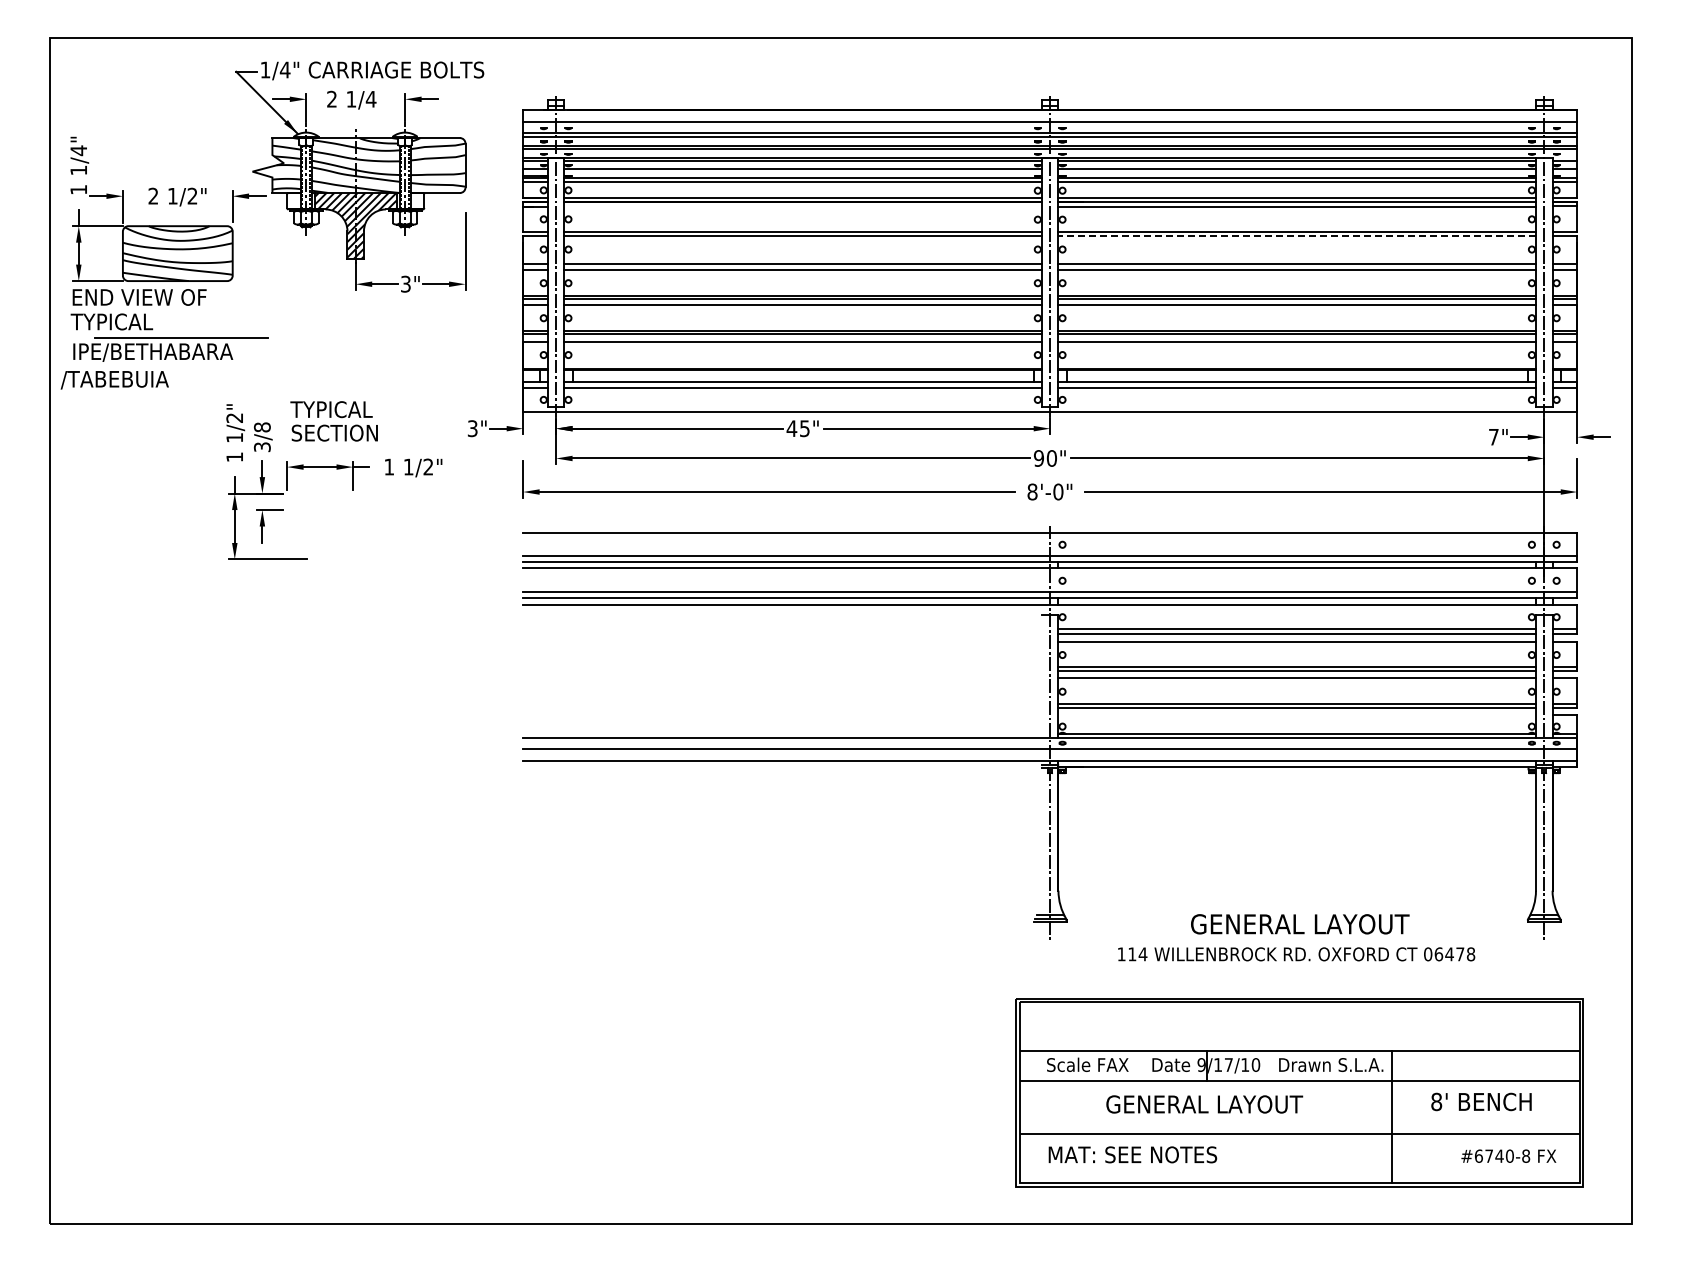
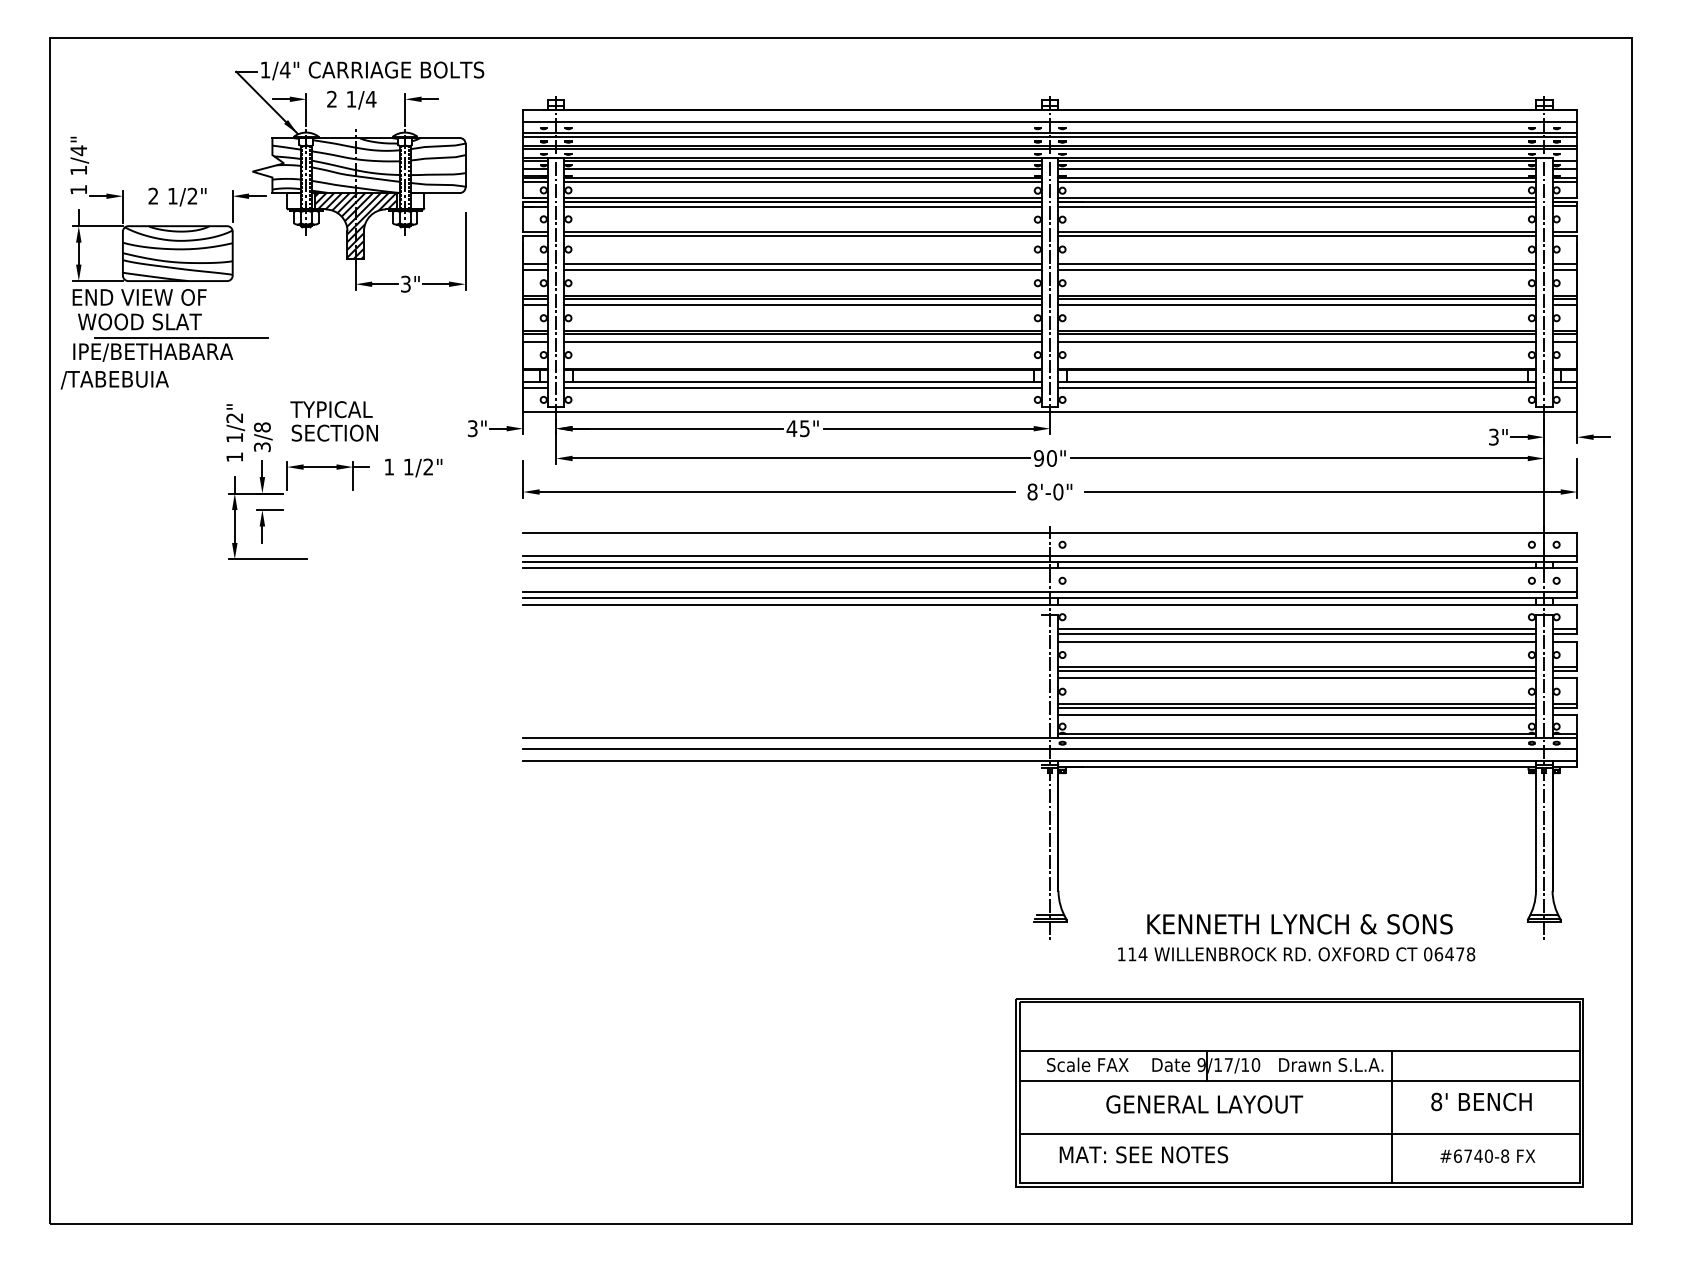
line: none -> present (802, 206)
line: dashed -> solid (1297, 236)
text: TYPICAL -> WOOD SLAT (135, 321)
text: 7" -> 3" (1493, 436)
line: none -> present (1297, 714)
text: GENERAL LAYOUT -> KENNETH LYNCH & SONS (1299, 924)
text position: (1132, 1154) -> (1143, 1154) (1143, 1154)
text position: (1508, 1155) -> (1487, 1155) (1487, 1155)
